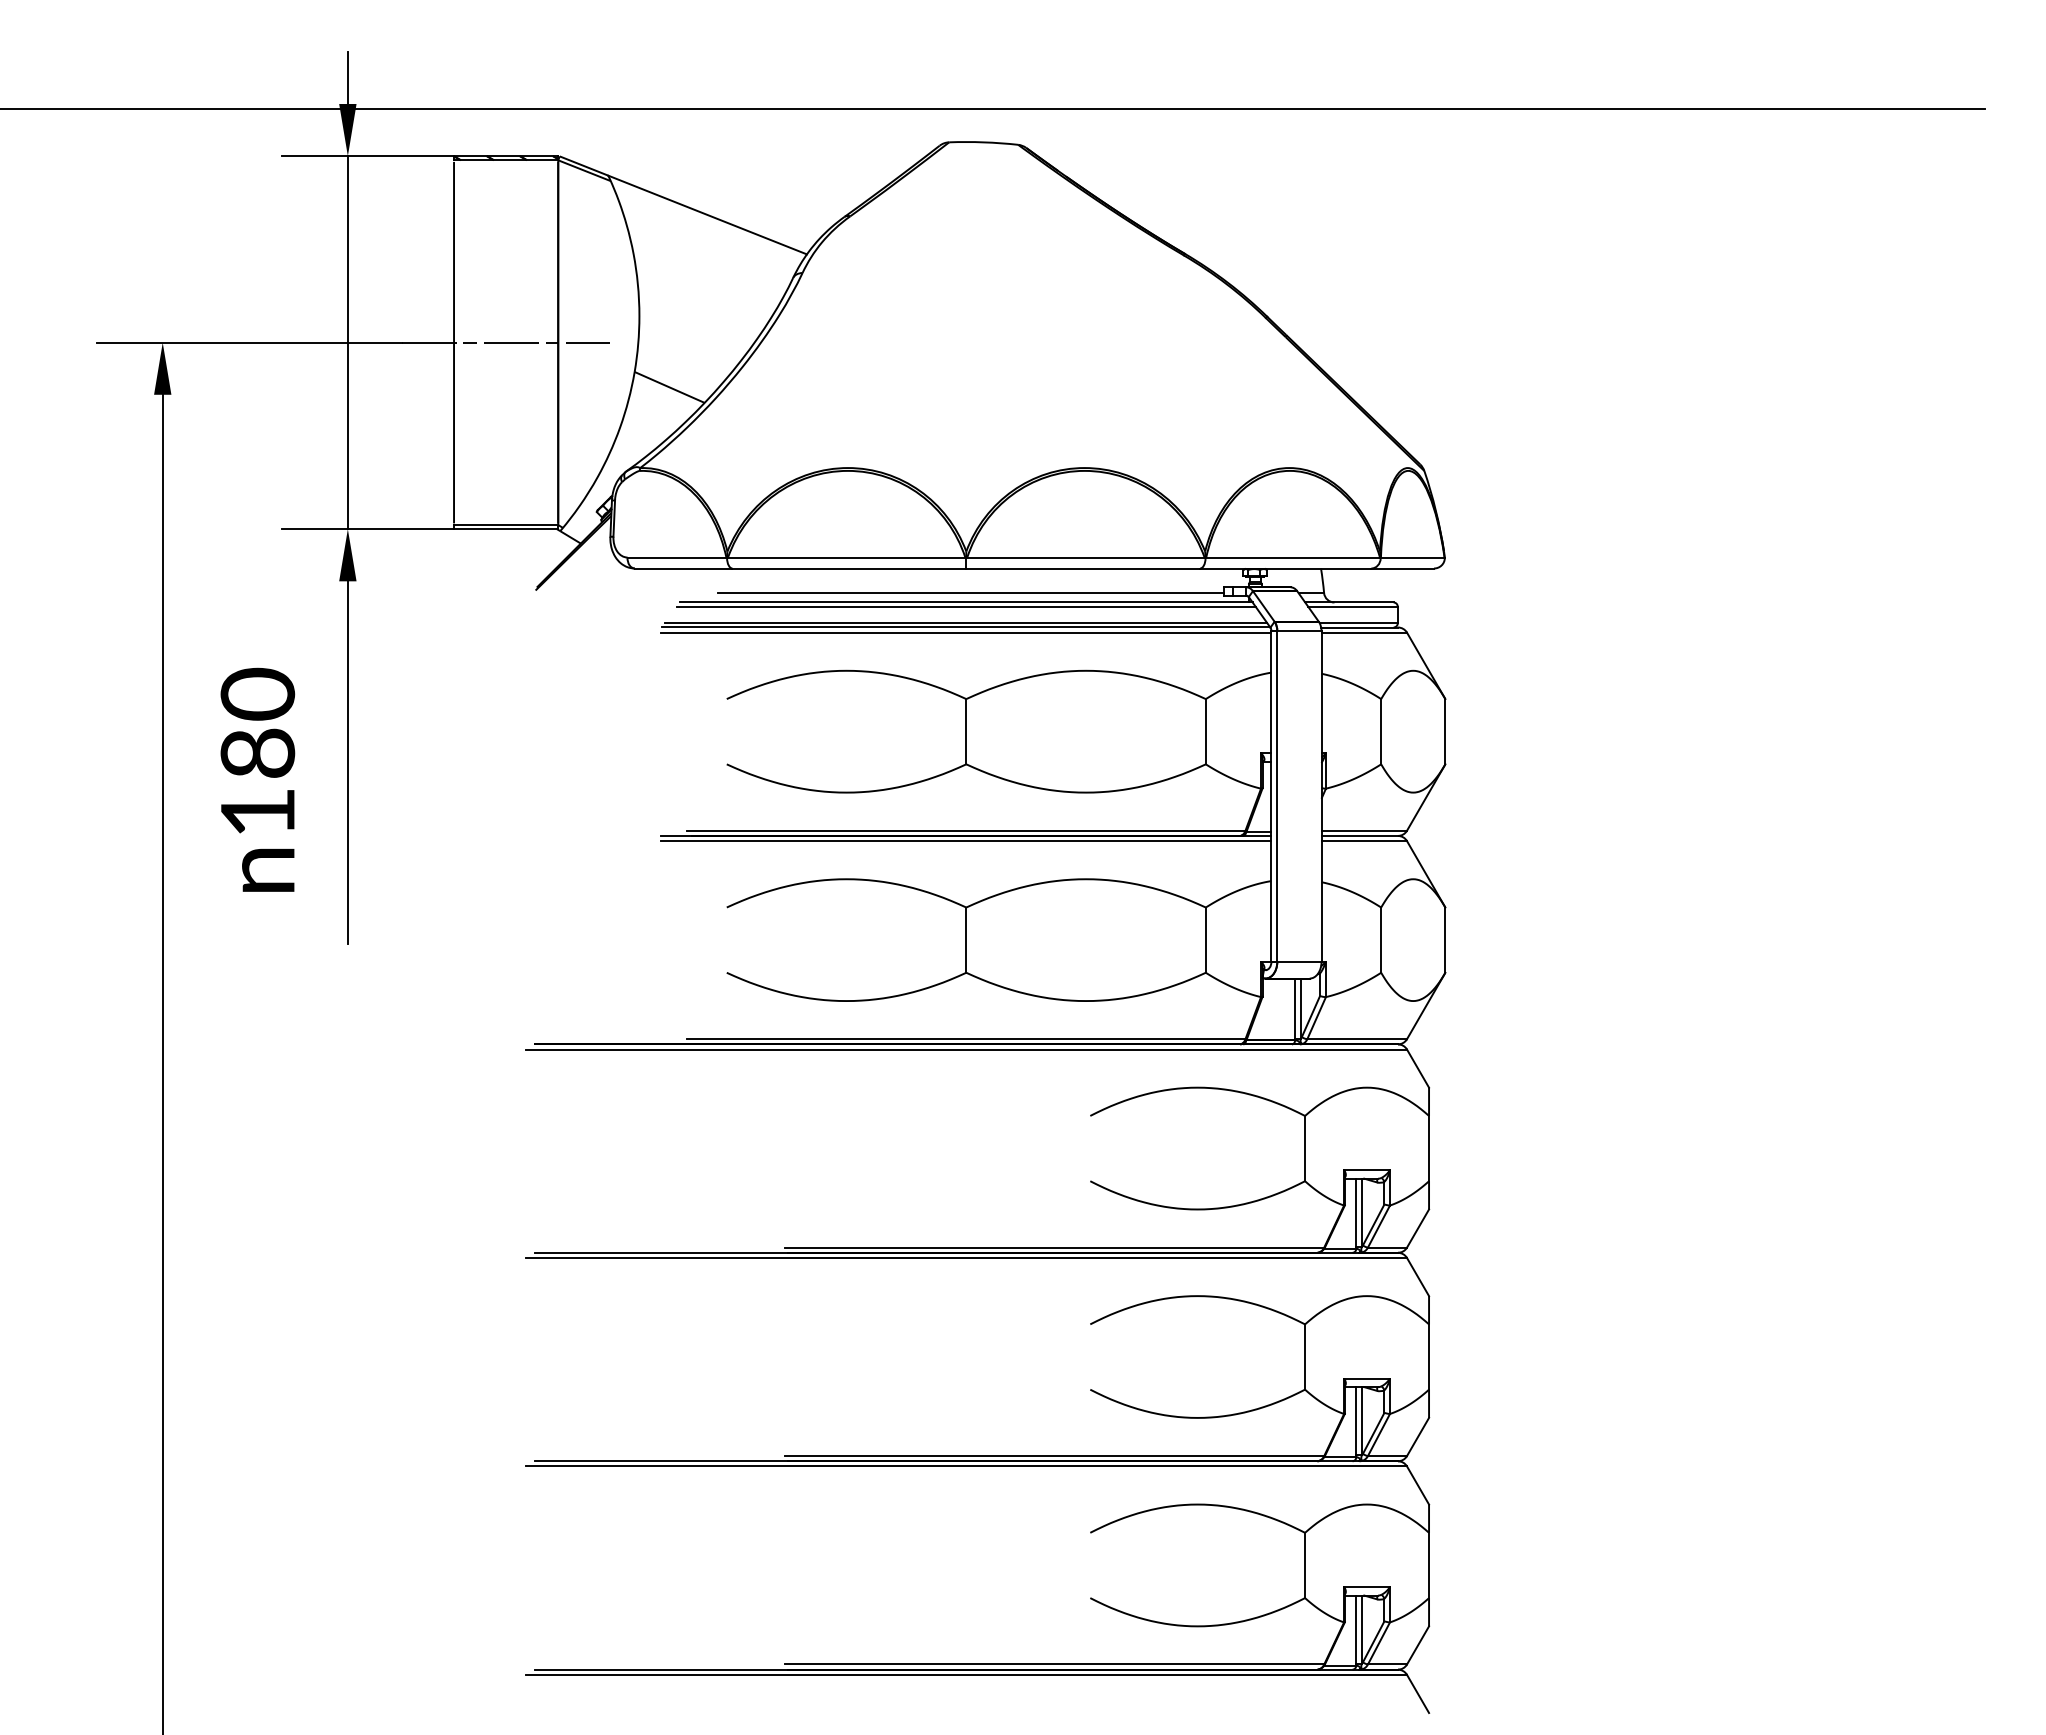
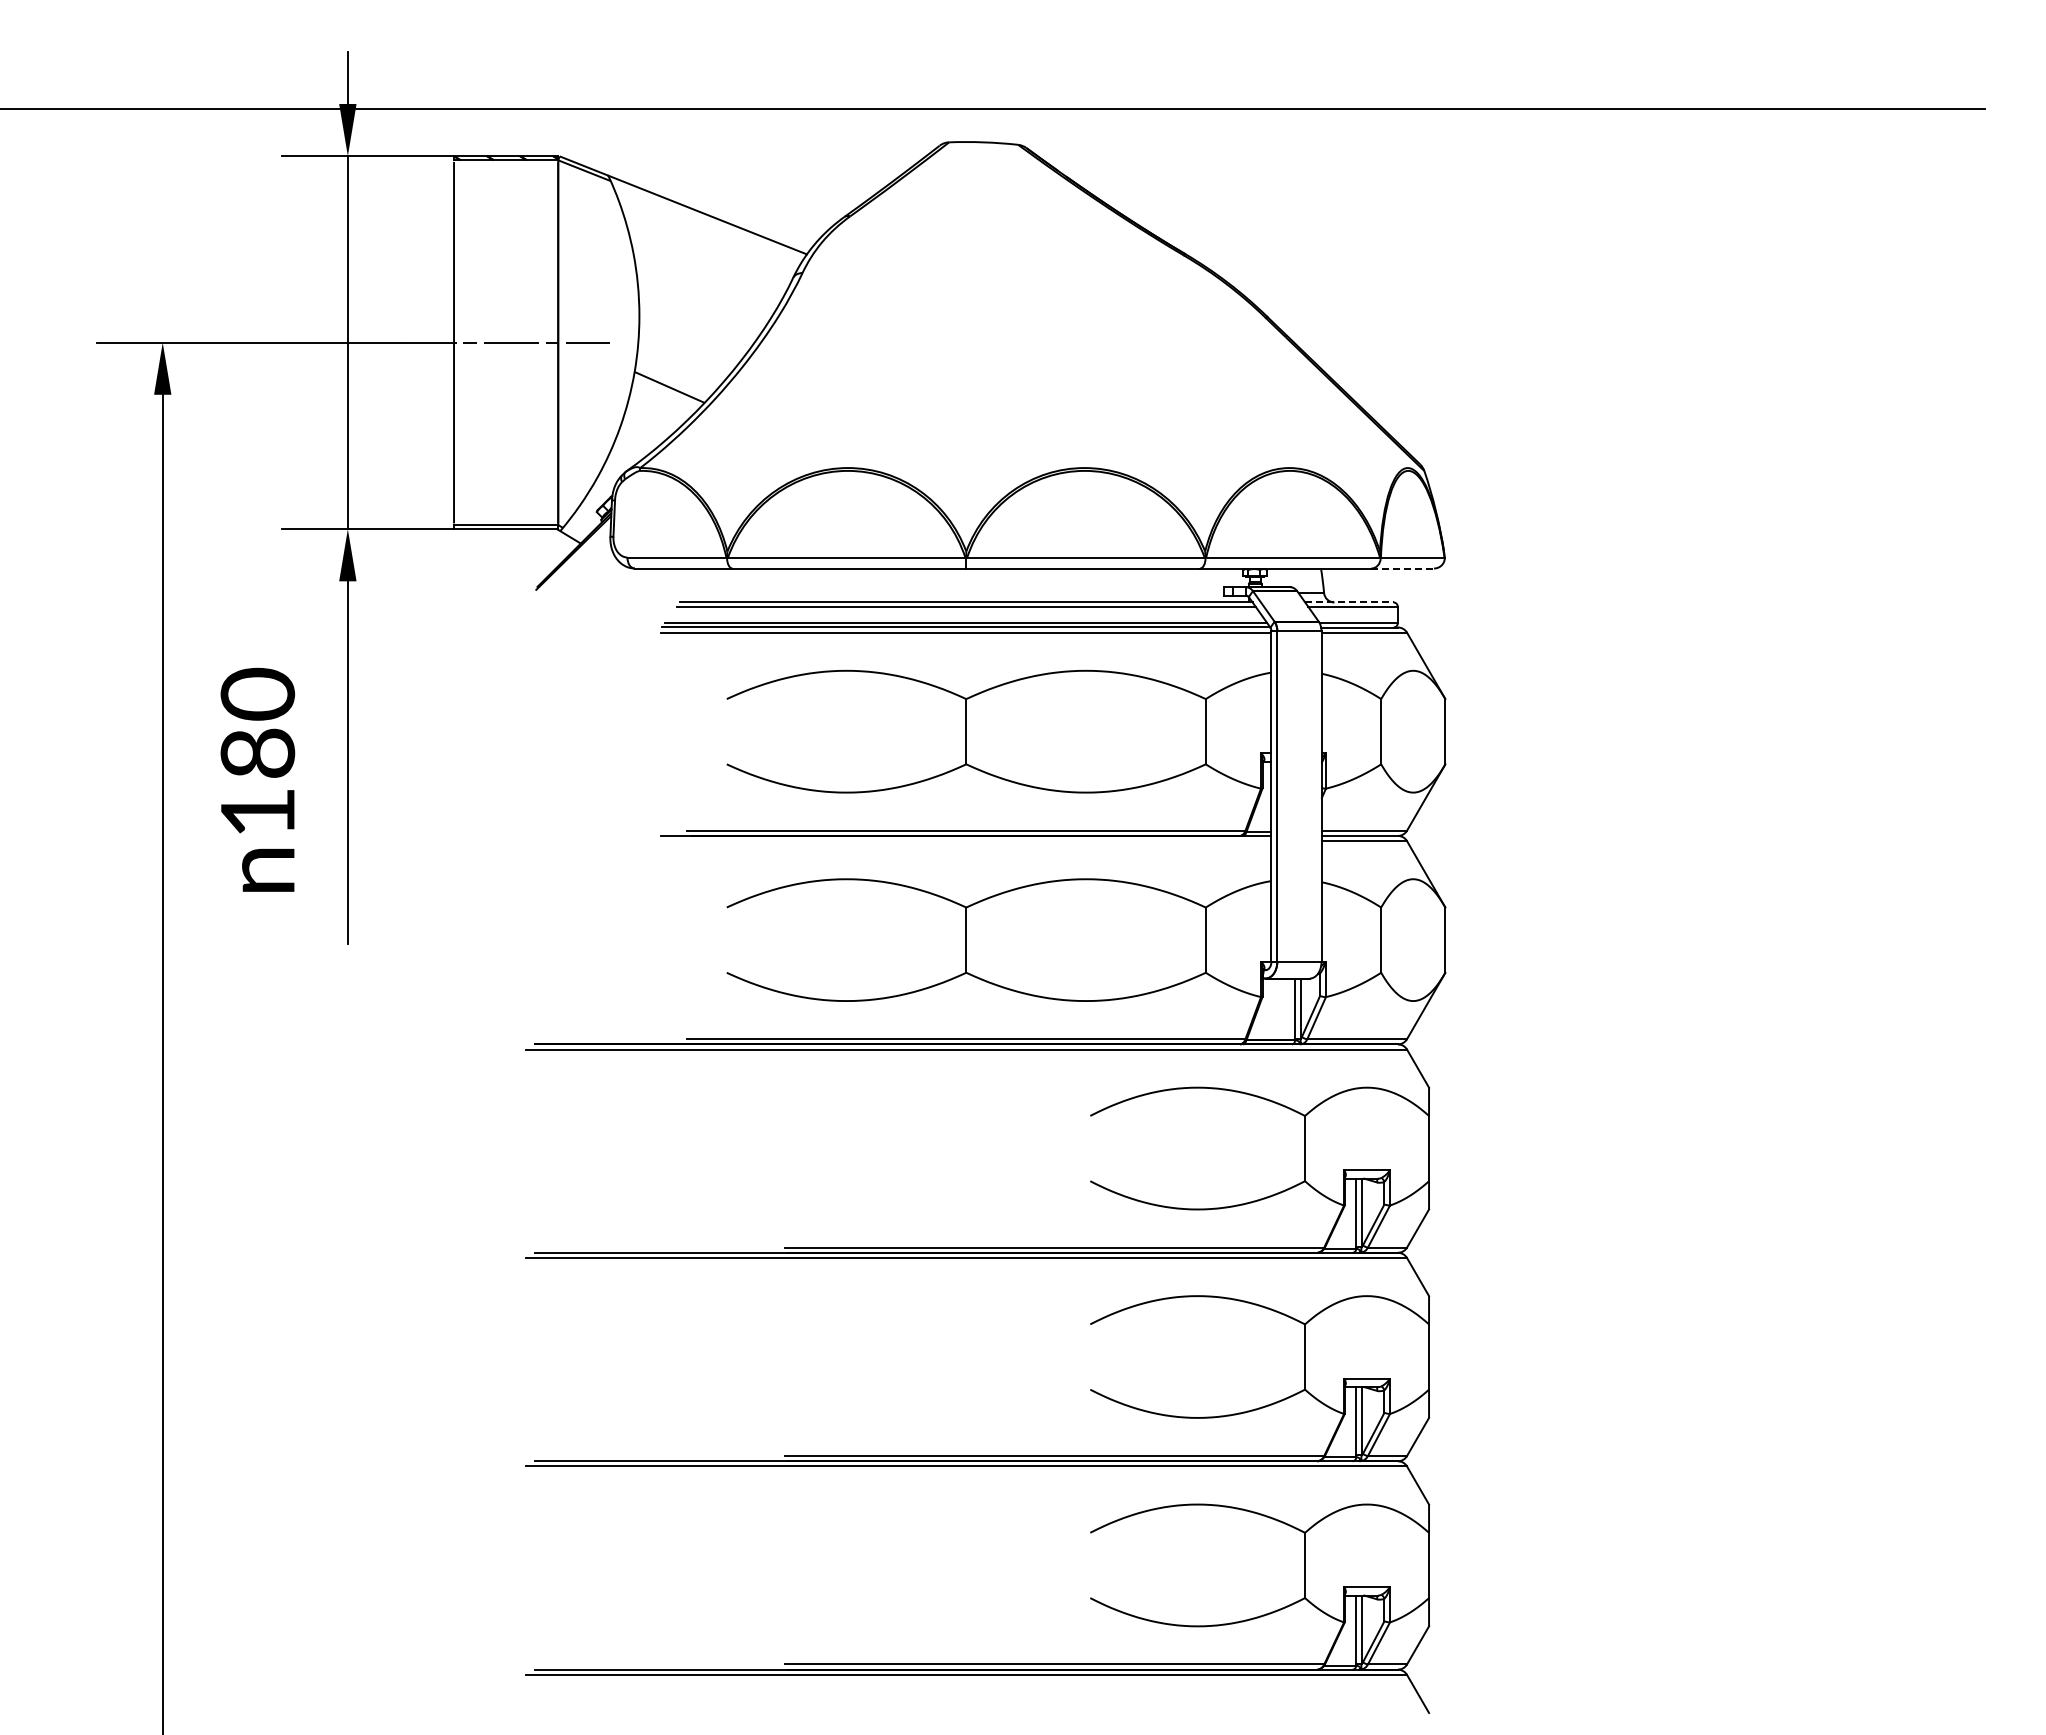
line: solid -> dashed (1403, 568)
line: present -> none (970, 593)
line: solid -> dashed (1349, 602)
line: present -> none (966, 841)
